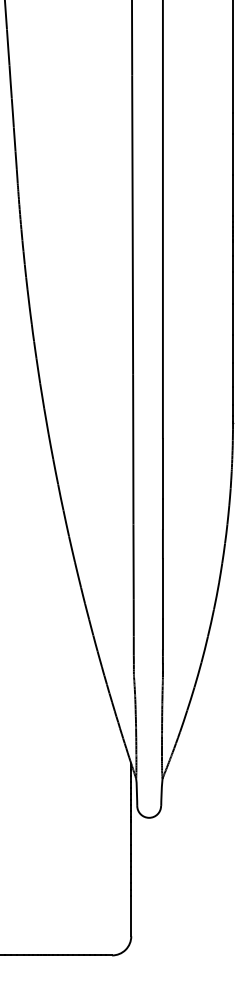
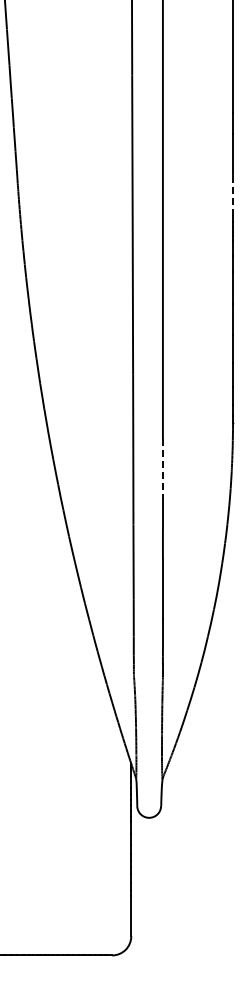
line: solid -> dashed (233, 195)
line: solid -> dashed (162, 469)
